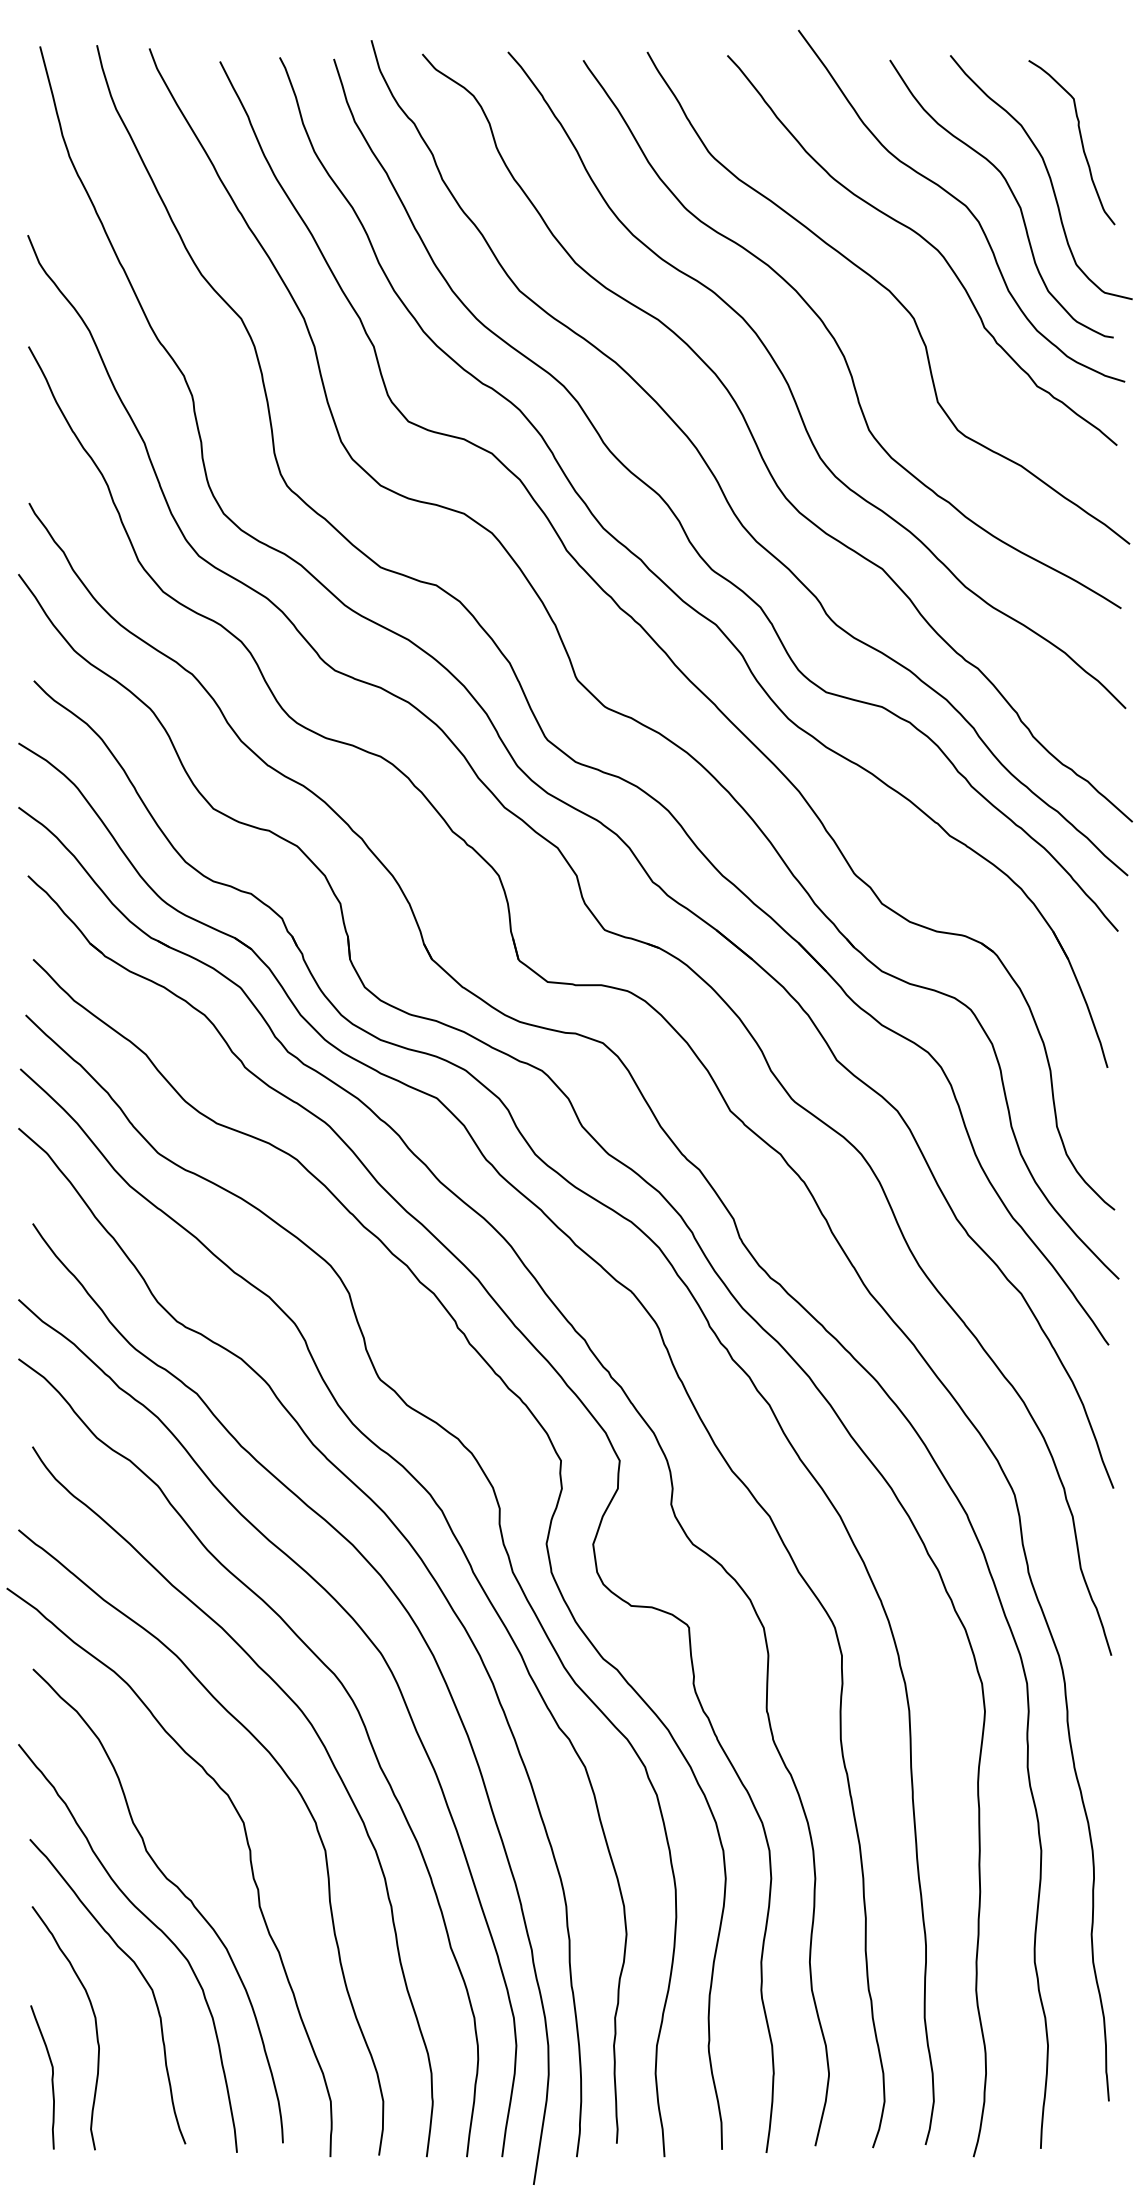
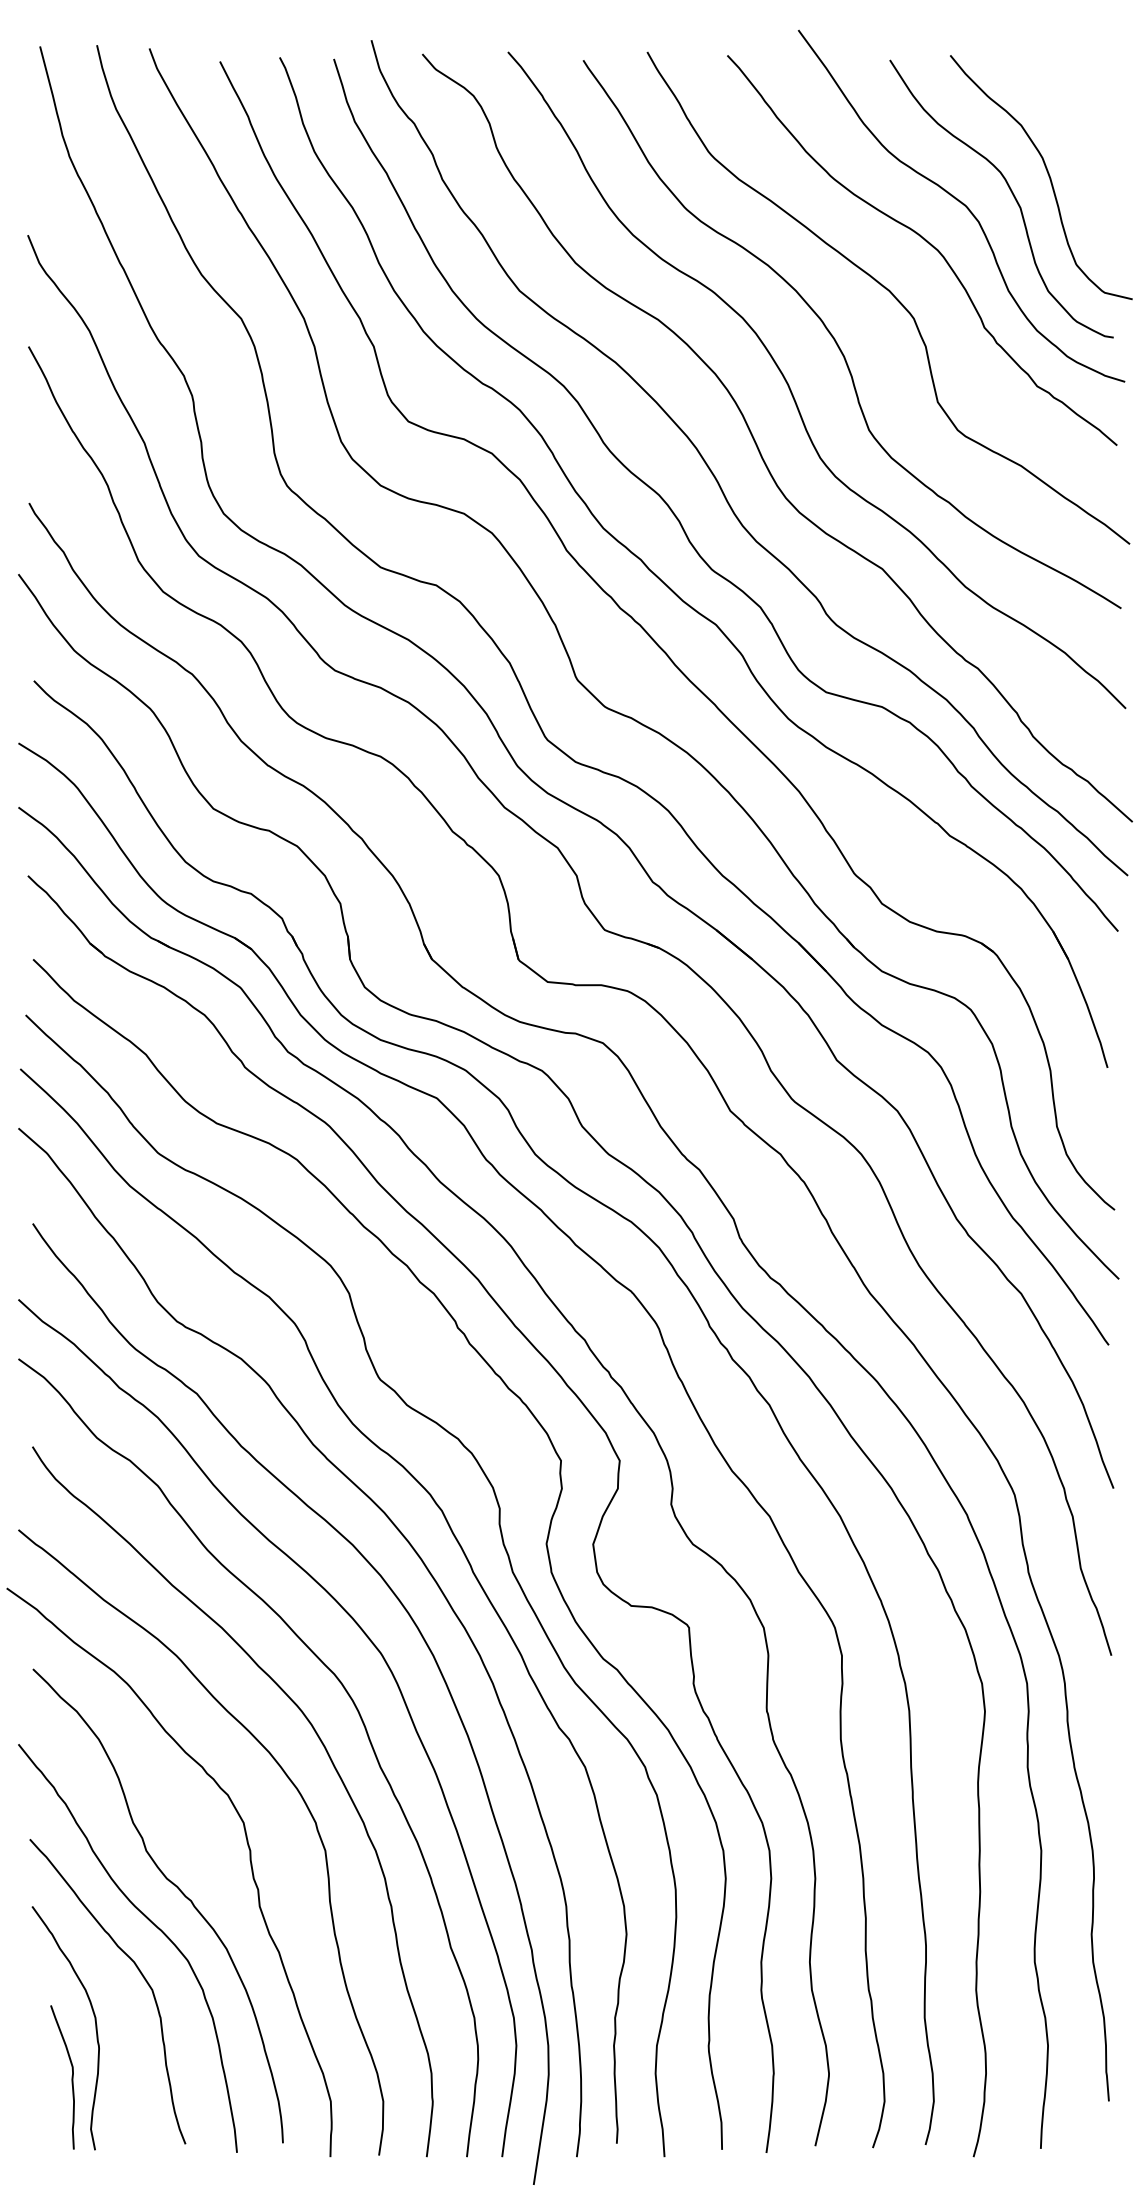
curve: present -> none (1080, 140)
curve position: (51, 2077) -> (71, 2077) (71, 2077)
